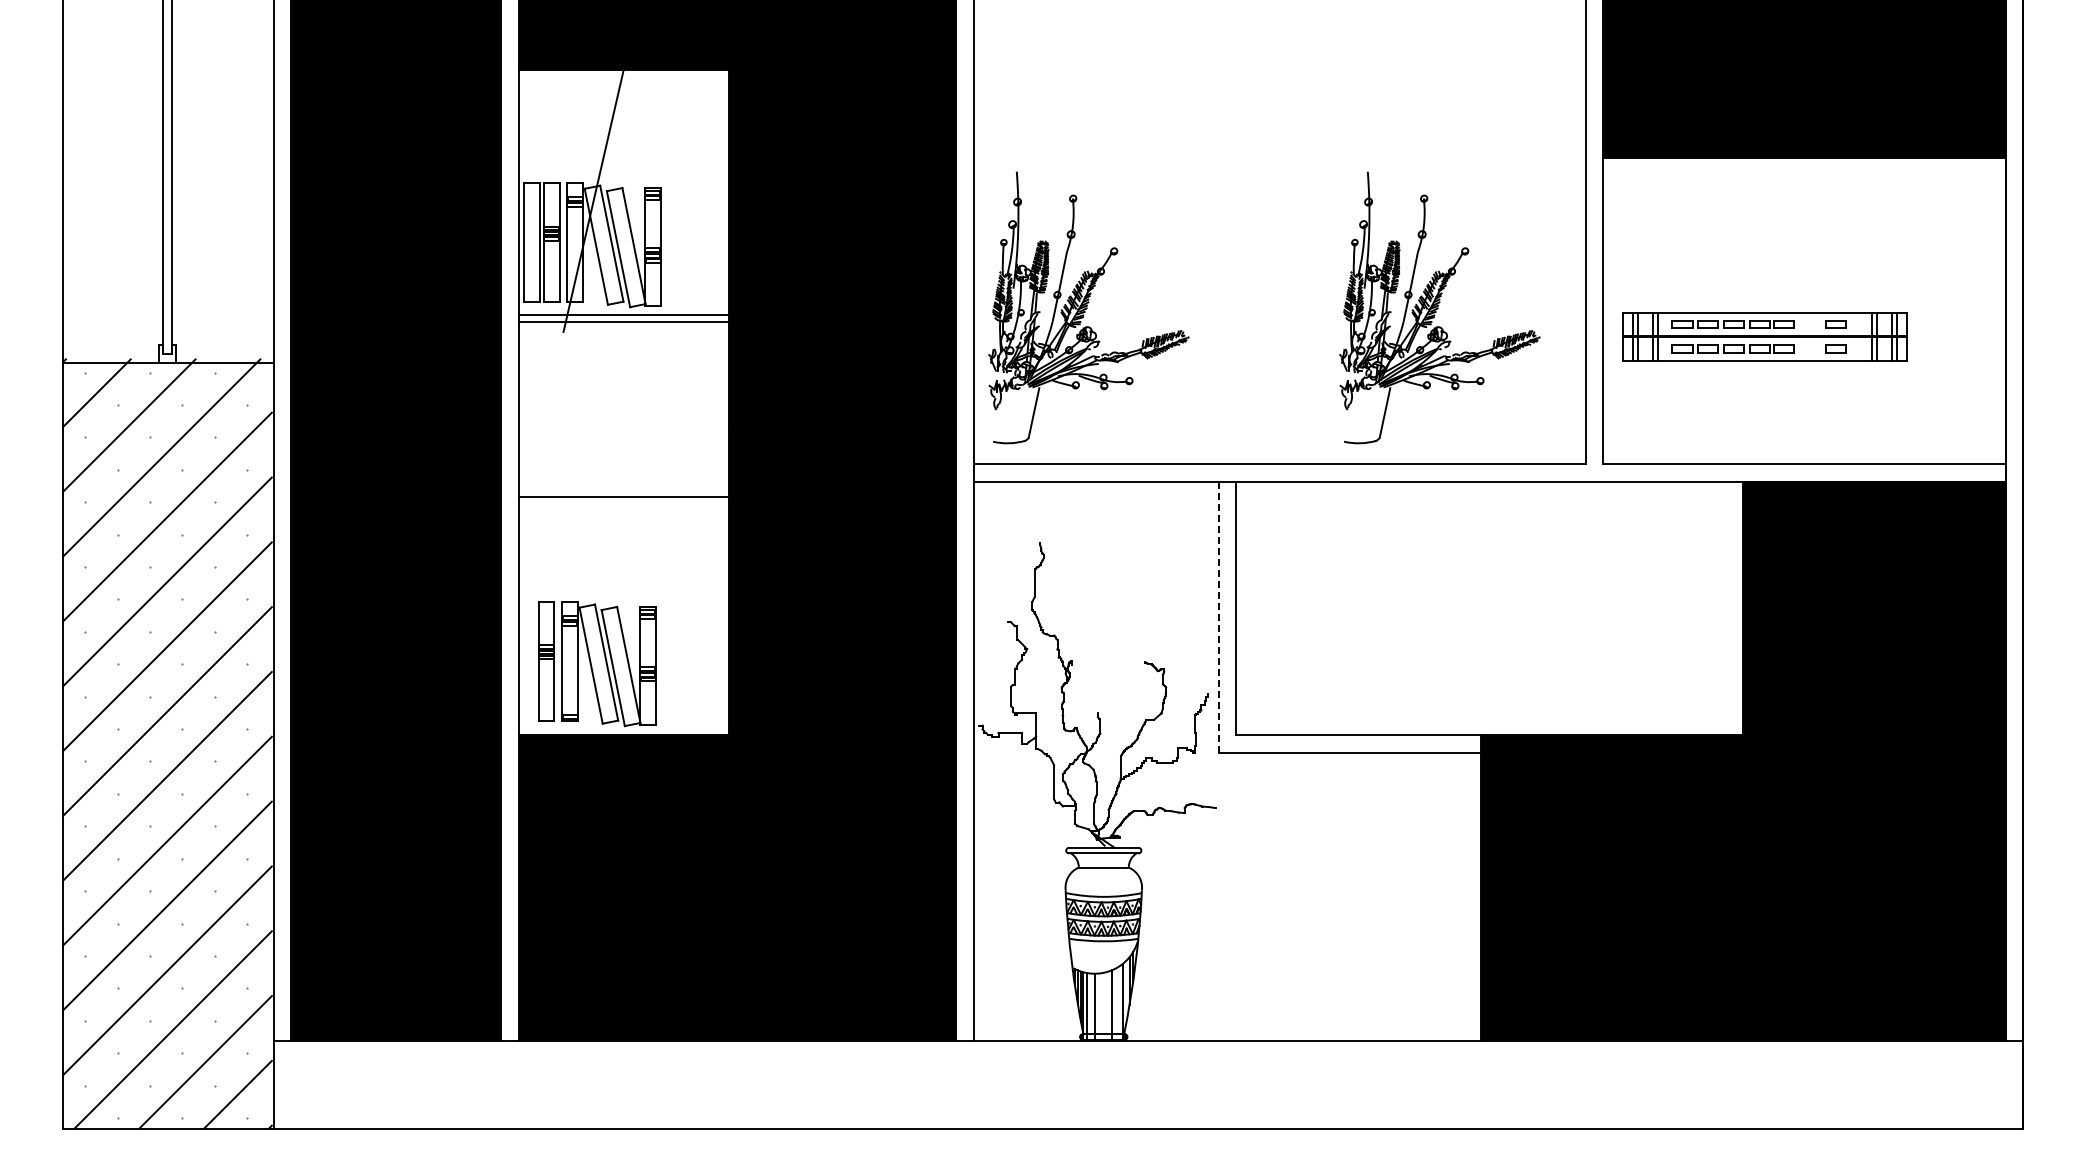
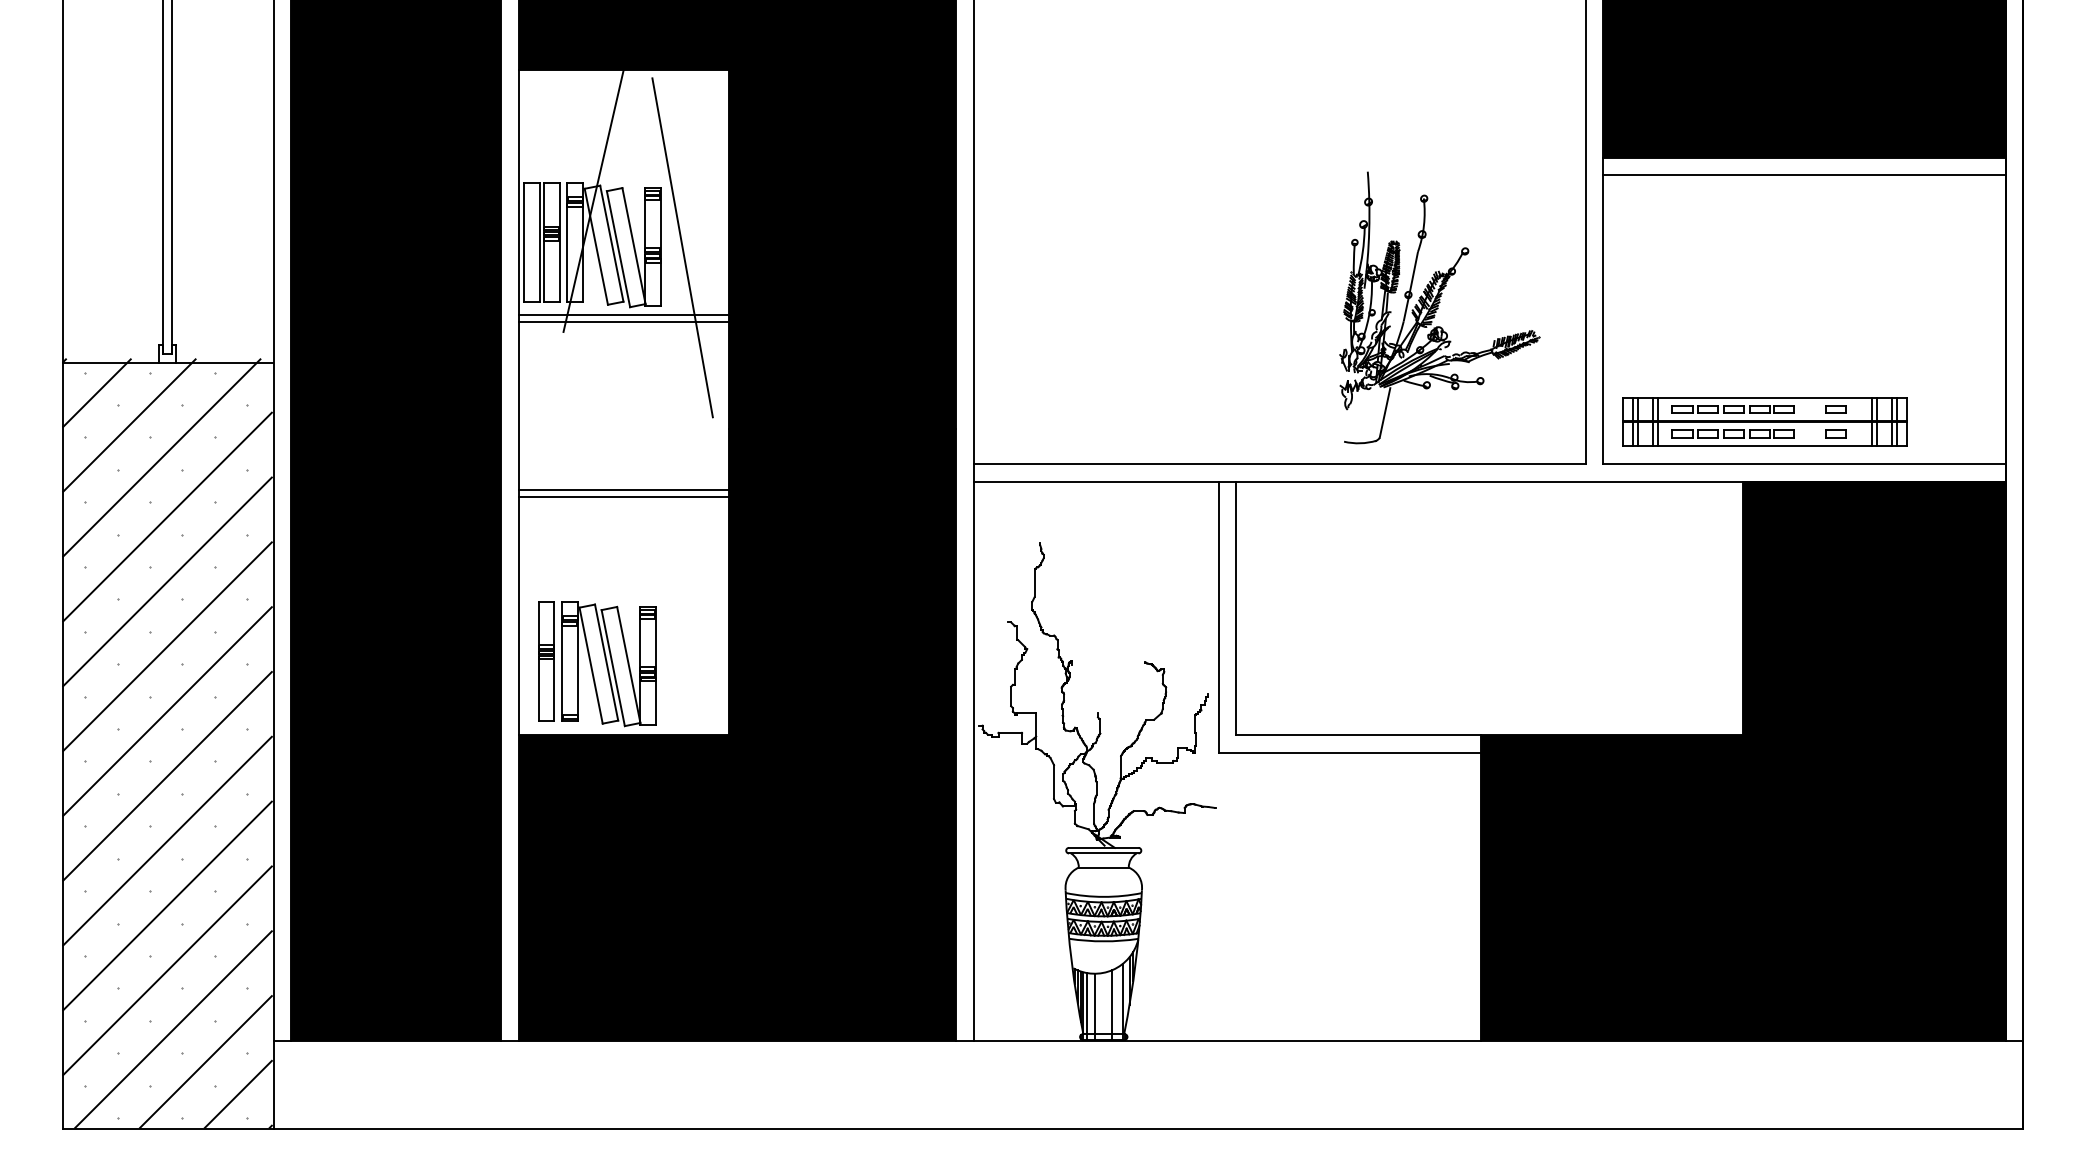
line: none -> present (1804, 175)
line: none -> present (682, 247)
part: present -> none (1088, 307)
part position: (1764, 336) -> (1764, 421) (1764, 421)
line: none -> present (623, 490)
line: dashed -> solid (1218, 617)
